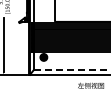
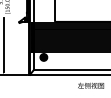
line: dashed -> solid (72, 69)
